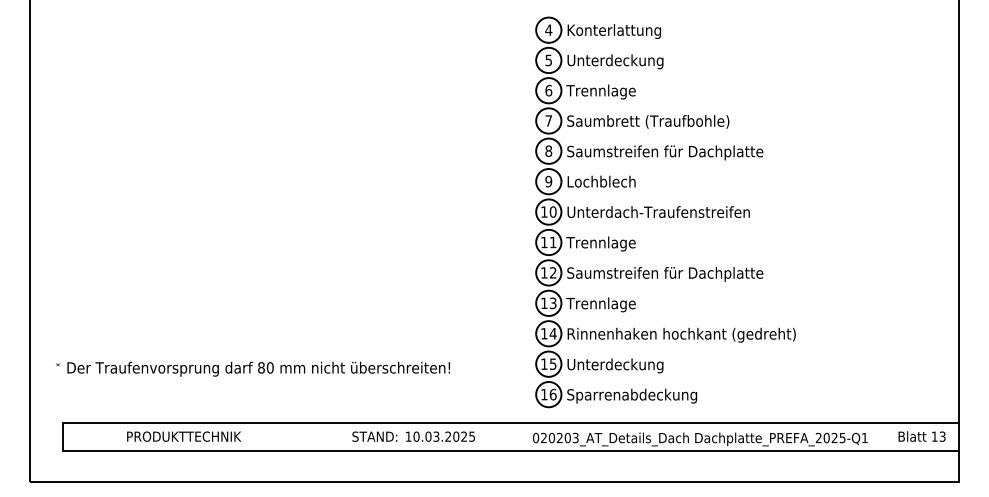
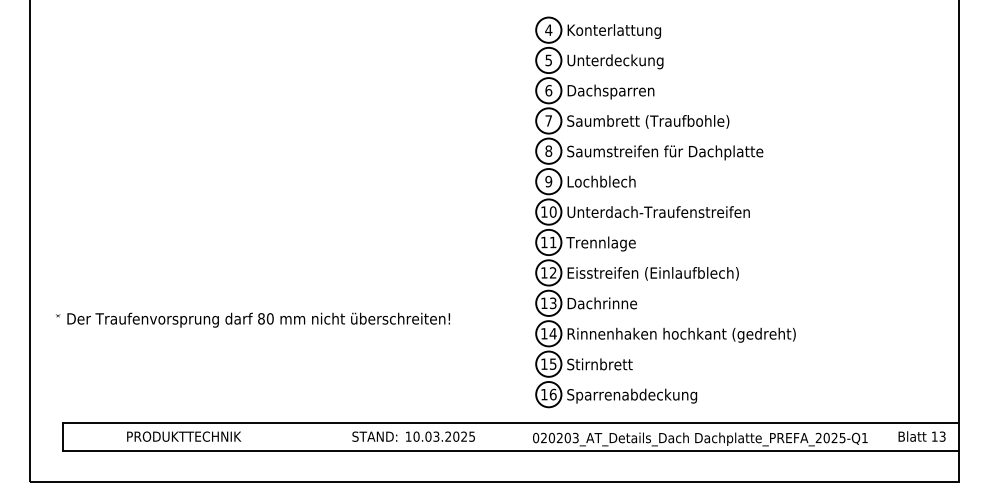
text: Trennlage -> Dachsparren (610, 91)
text: Saumstreifen für Dachplatte -> Eisstreifen (Einlaufblech) (665, 274)
text: Trennlage -> Dachrinne (601, 304)
text: Unterdeckung -> Stirnbrett (615, 365)
text position: (252, 368) -> (252, 319) (252, 319)
